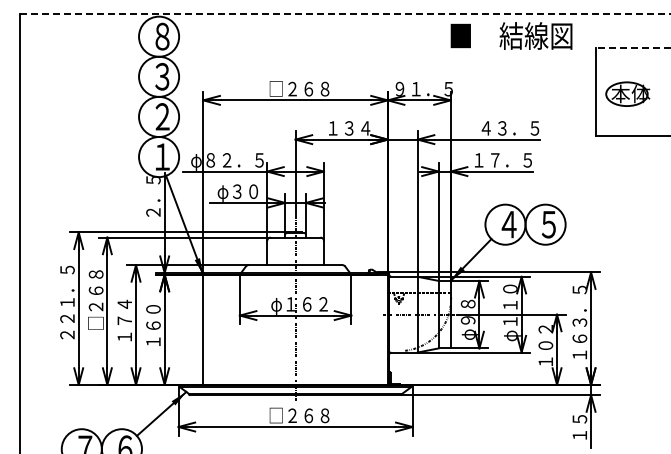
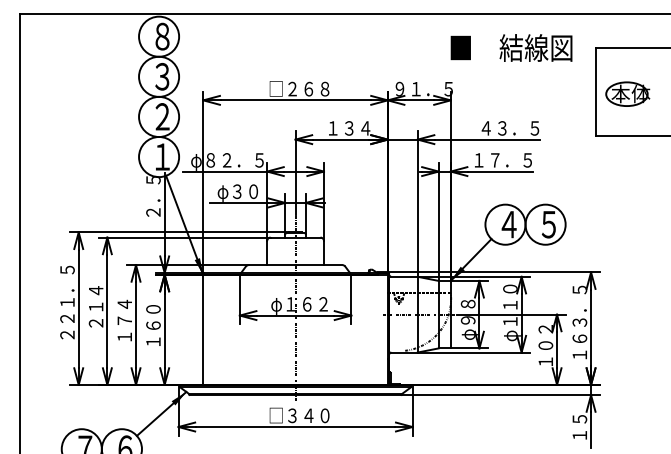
line: dashed -> solid (344, 13)
text position: (511, 35) -> (511, 47) (511, 47)
line: dashed -> solid (632, 48)
text: □２６８ -> ２１４ (95, 299)
text: □２６８ -> □３４０ (308, 415)
